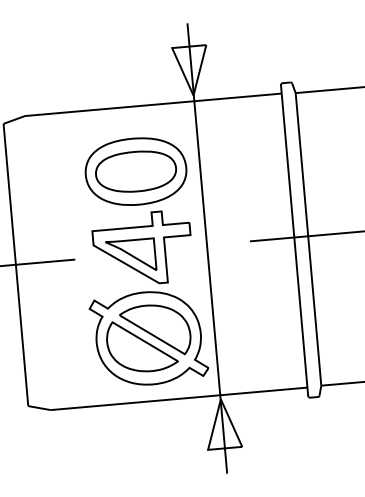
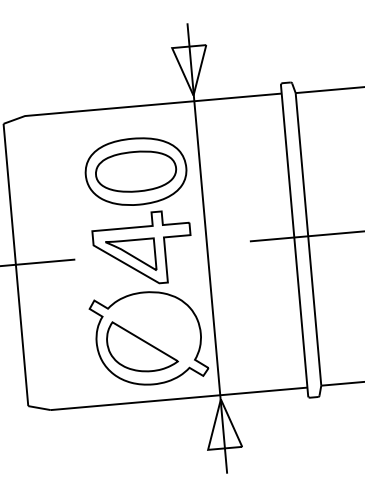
part: present -> none (155, 329)
